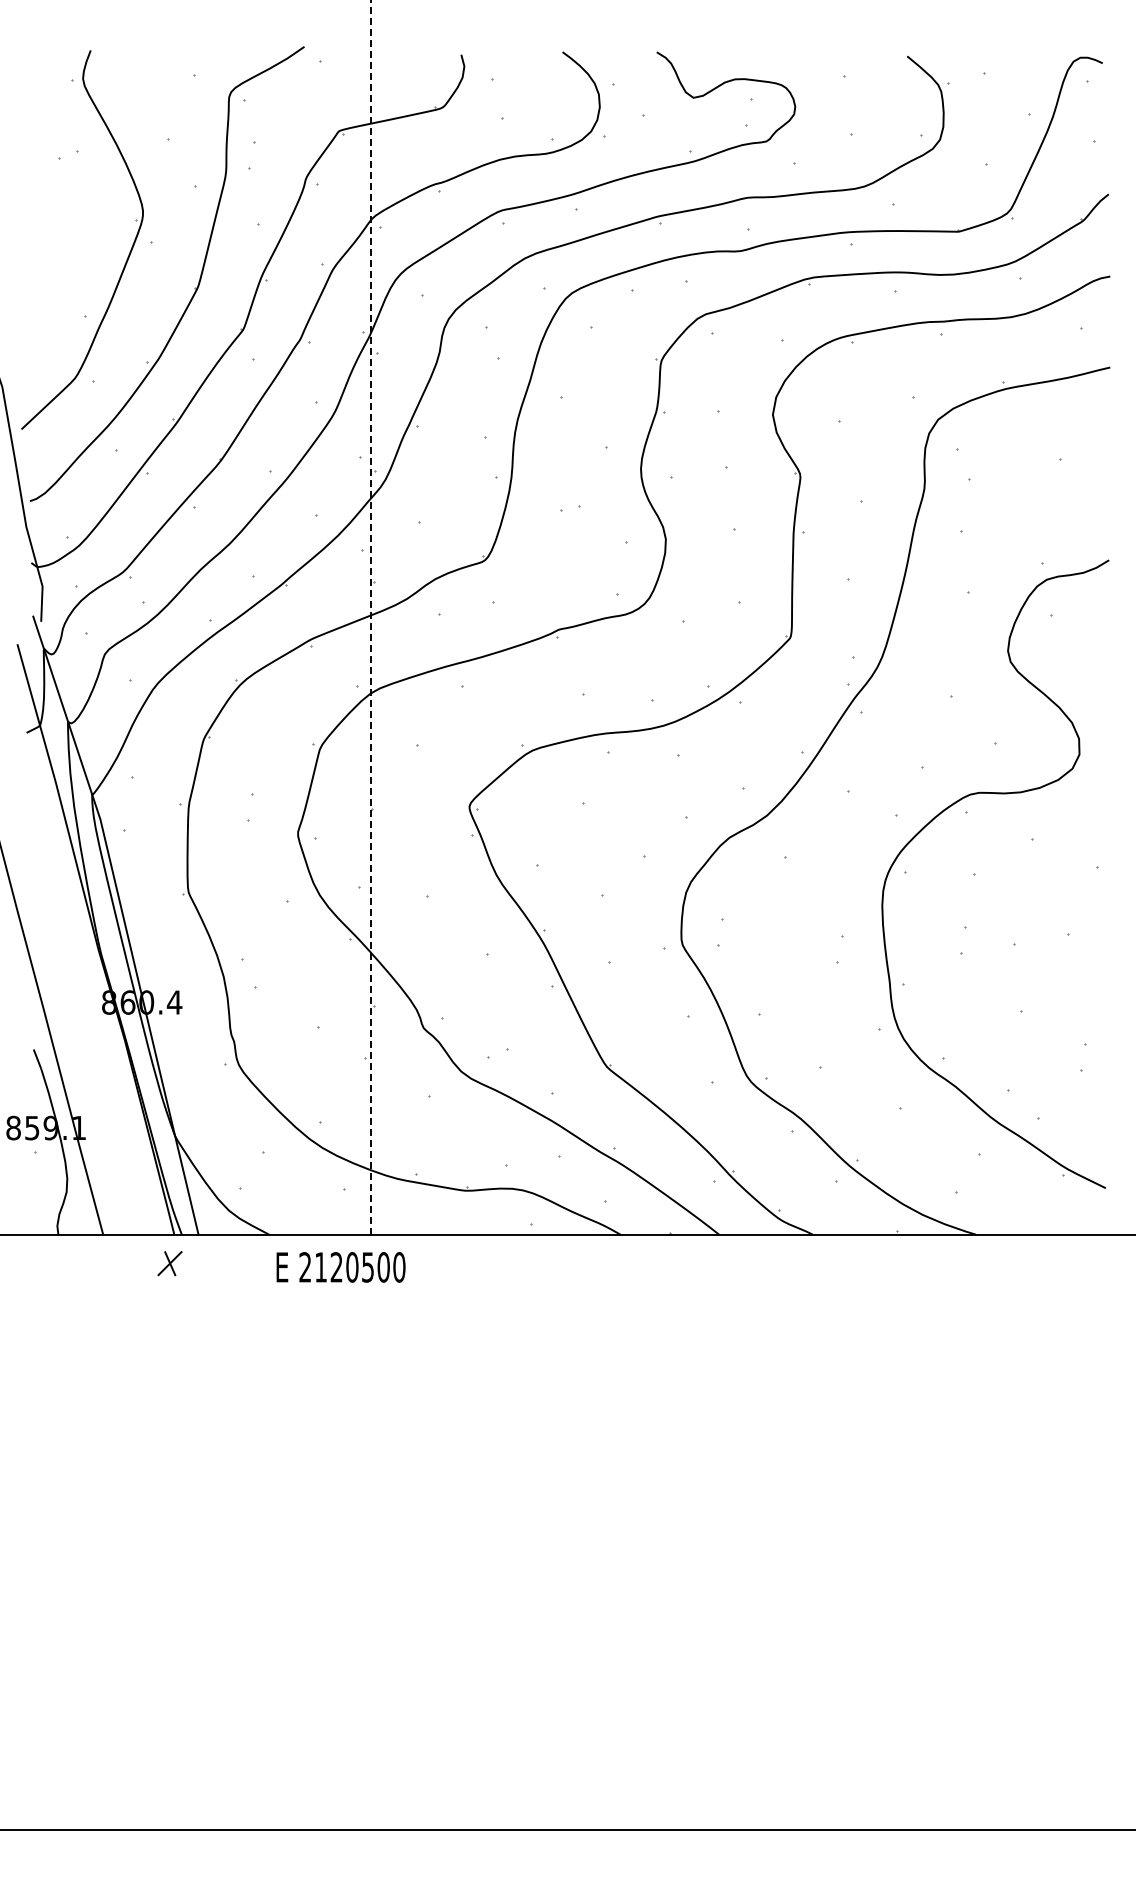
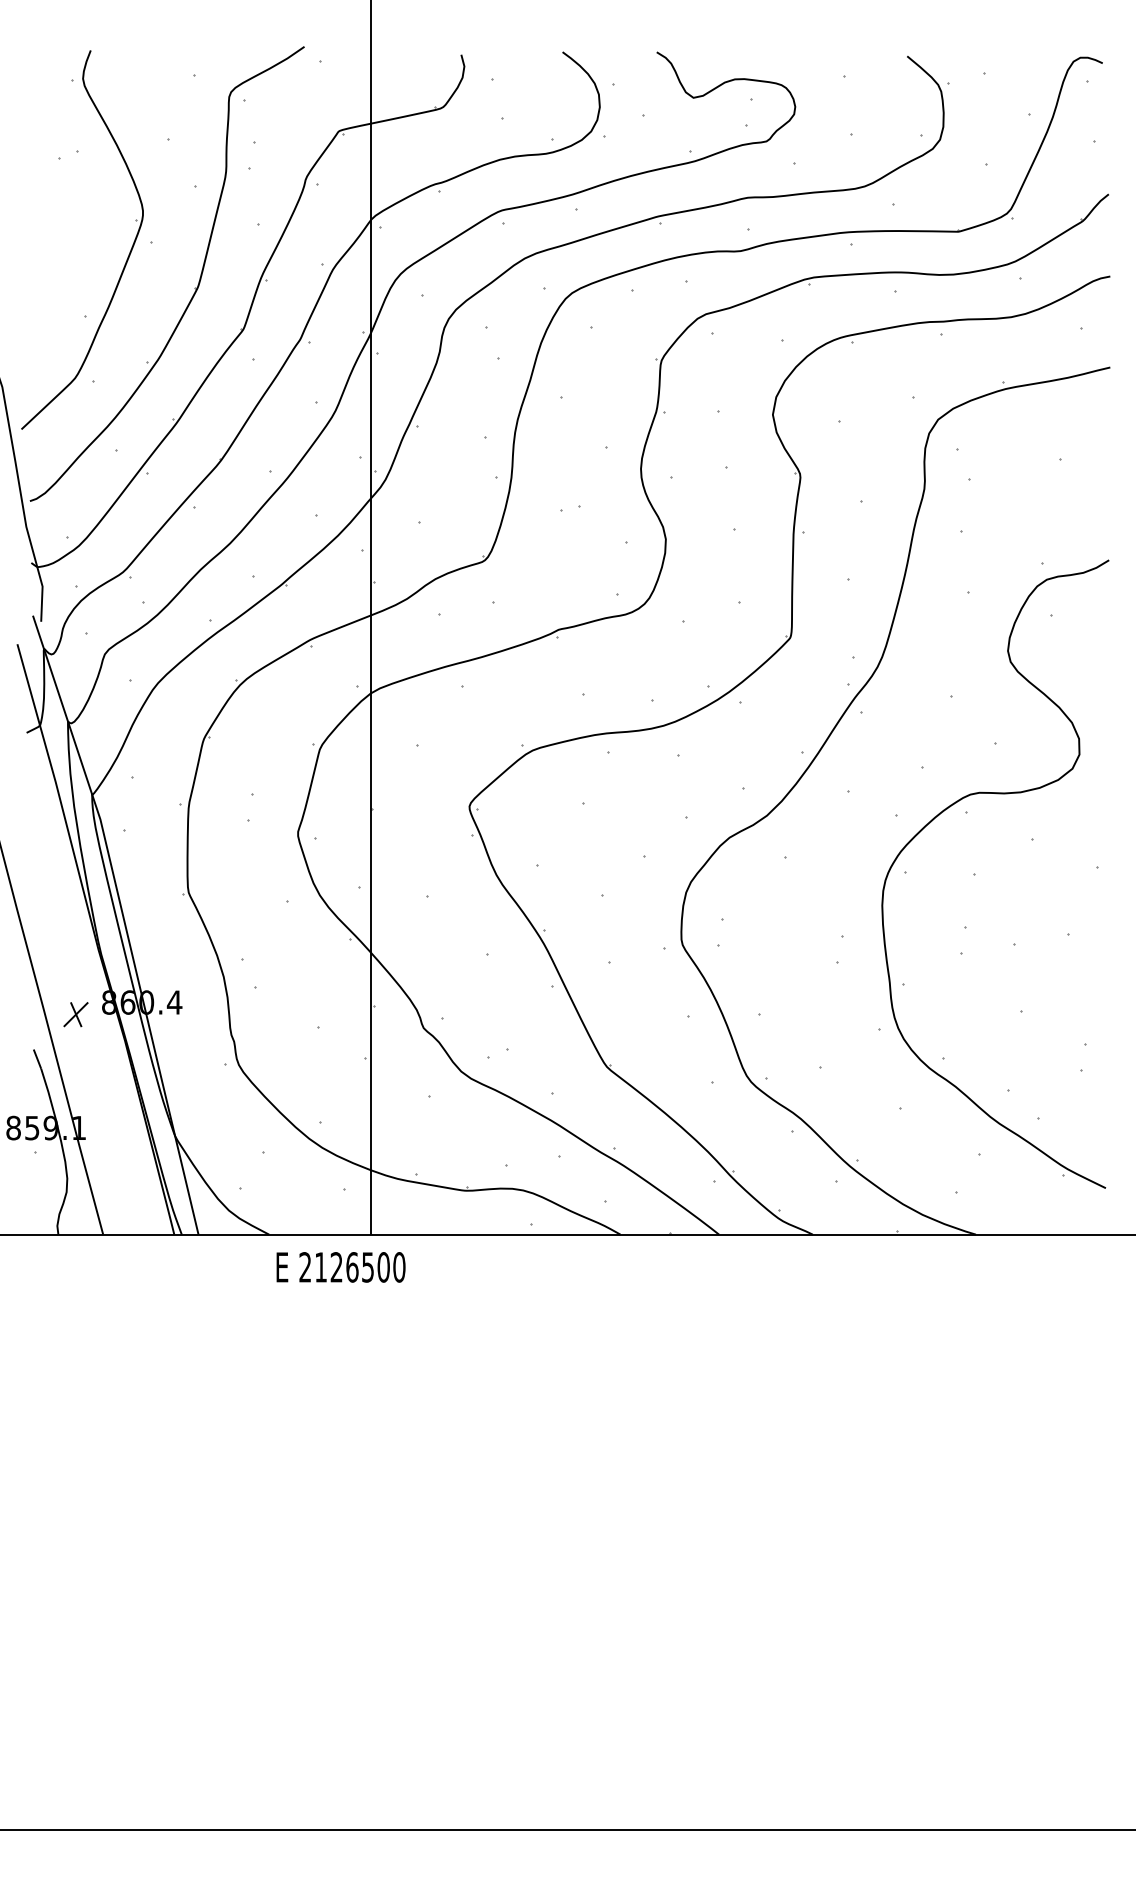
line: dashed -> solid (371, 617)
part position: (169, 1263) -> (75, 1014) (75, 1014)
text: 2120500 -> 2126500 (352, 1267)
